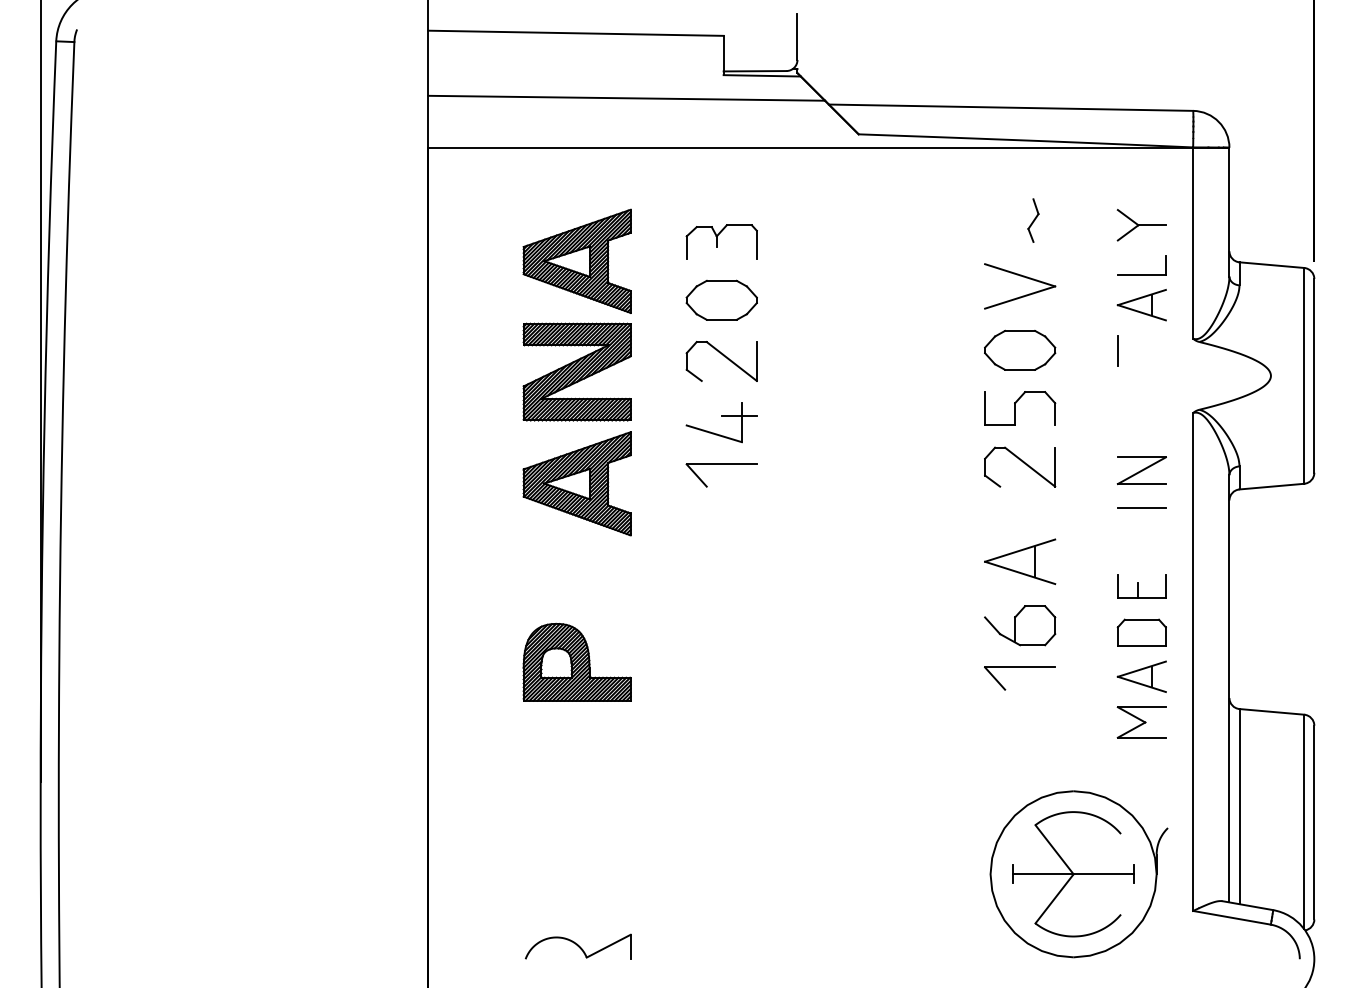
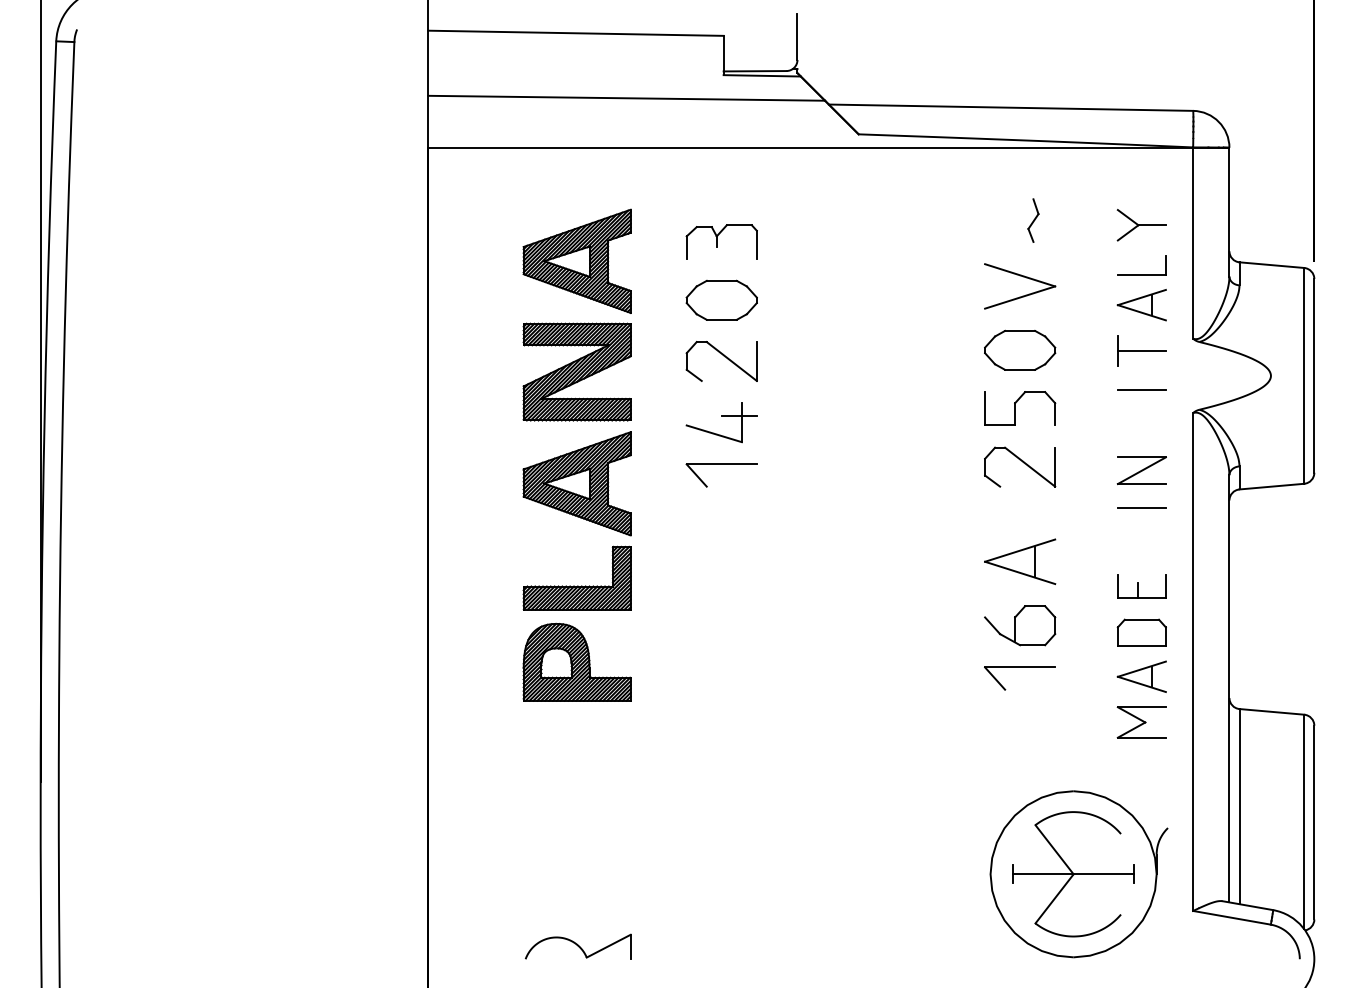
line: none -> present (1141, 350)
line: none -> present (1141, 390)
part: none -> present (577, 585)
